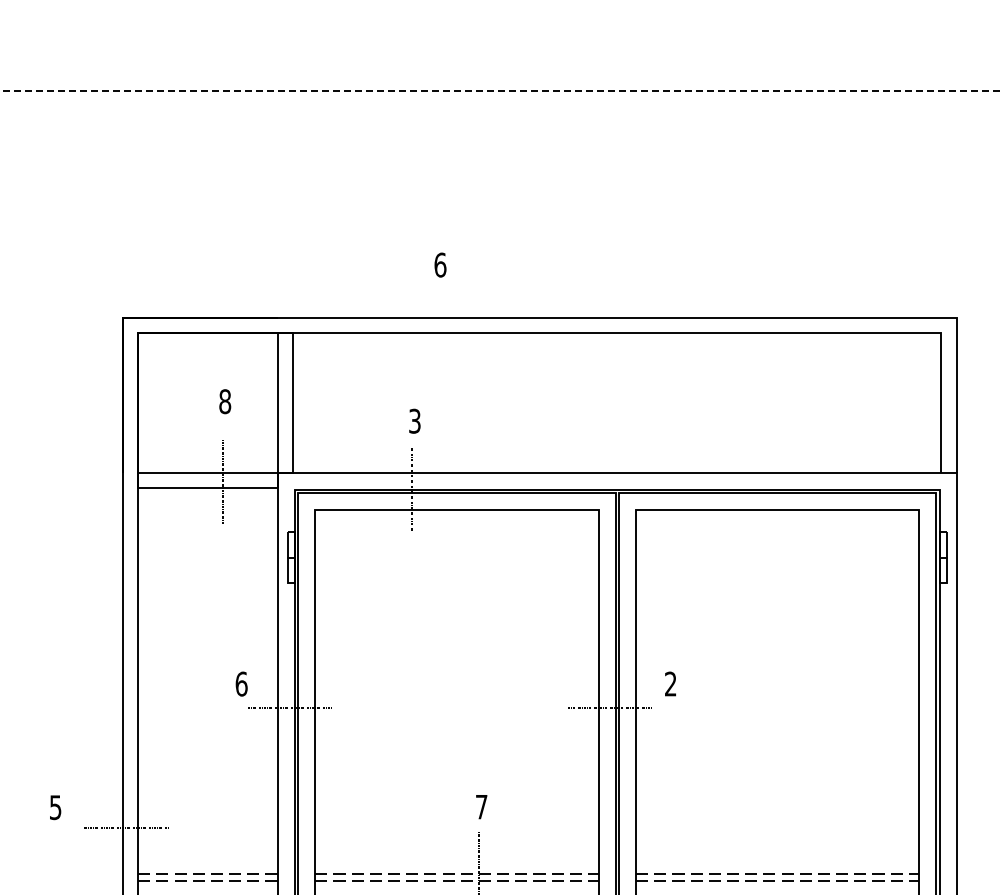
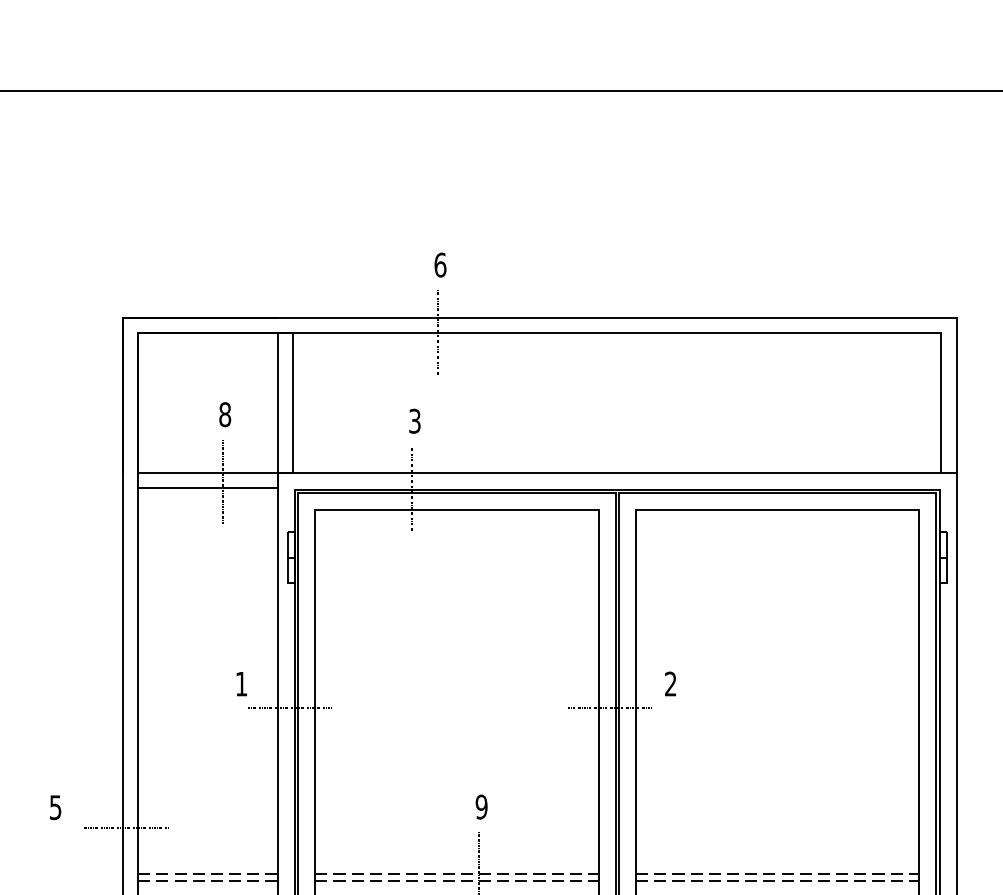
line: dashed -> solid (501, 91)
line: none -> present (437, 331)
text position: (225, 401) -> (225, 414) (225, 414)
text: 6 -> 1 (241, 683)
text: 7 -> 9 (481, 806)
